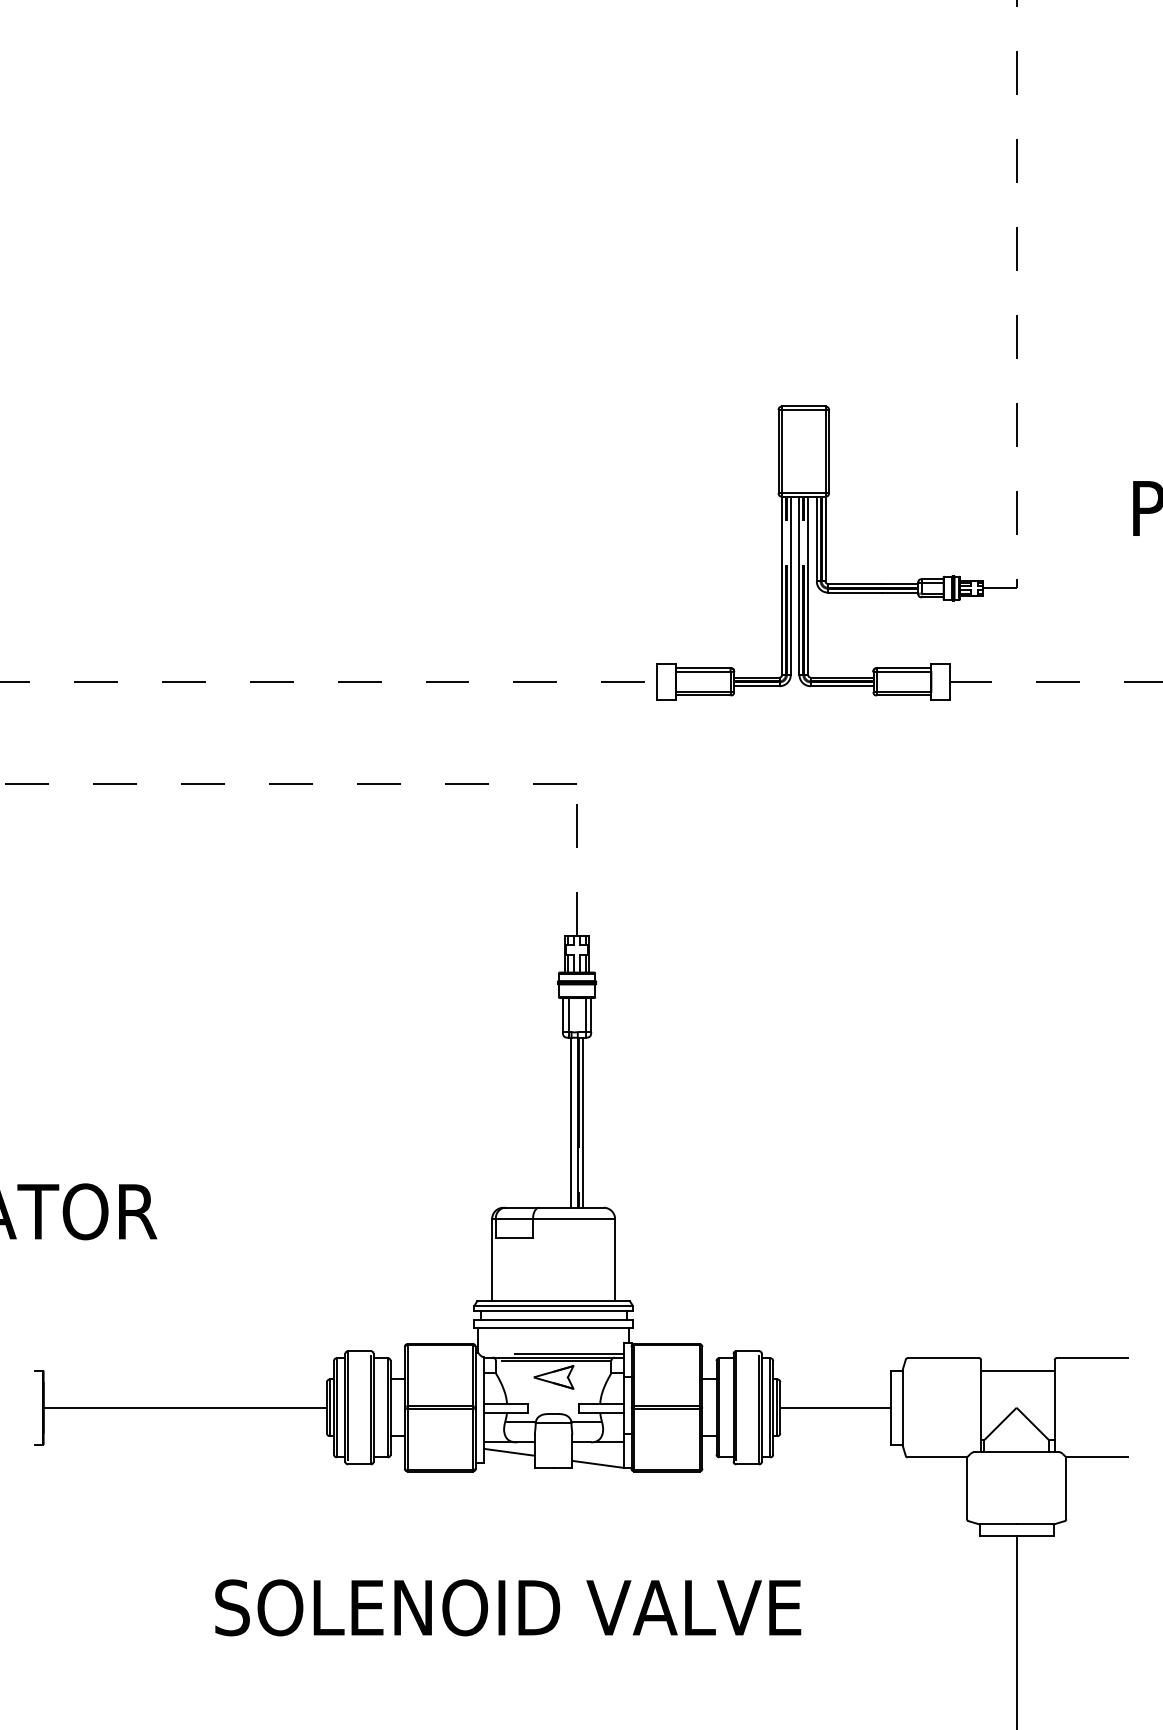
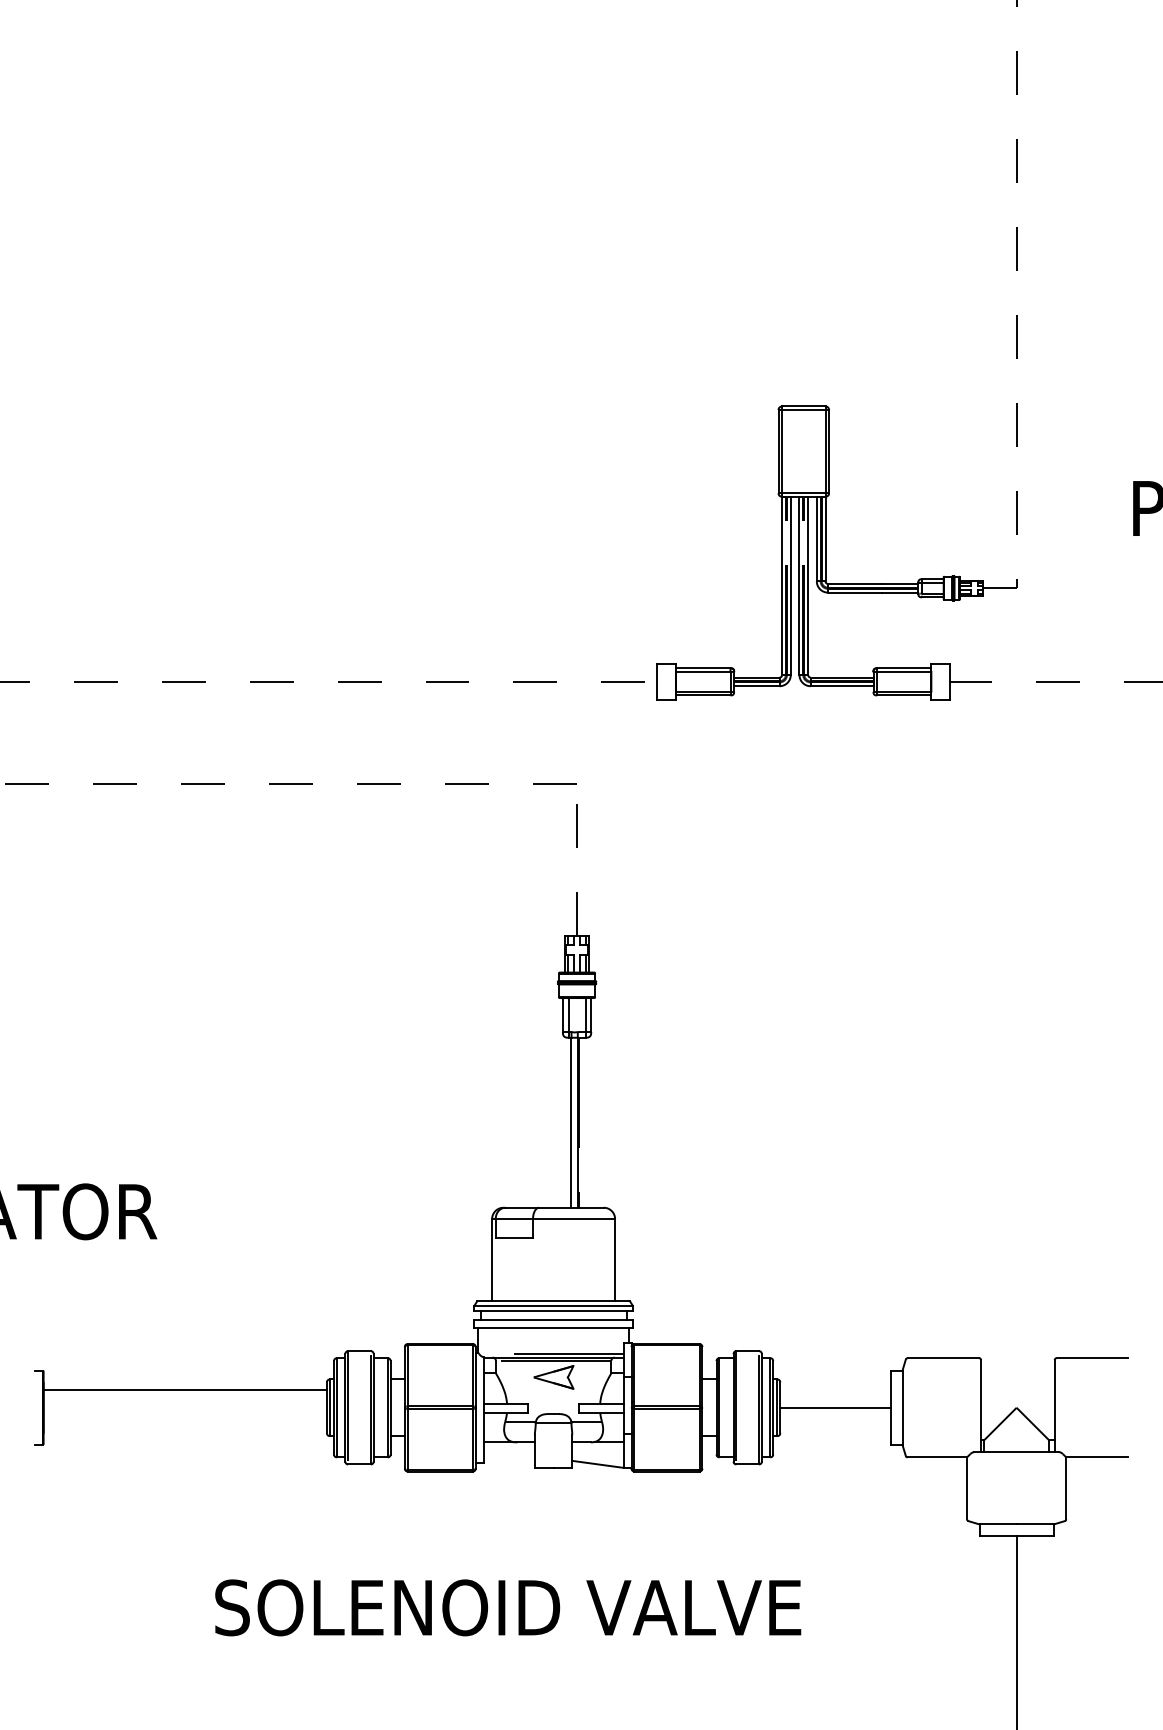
line: present -> none (582, 1122)
line: present -> none (1017, 1371)
line position: (184, 1407) -> (184, 1389) (184, 1389)
line: present -> none (509, 1451)
